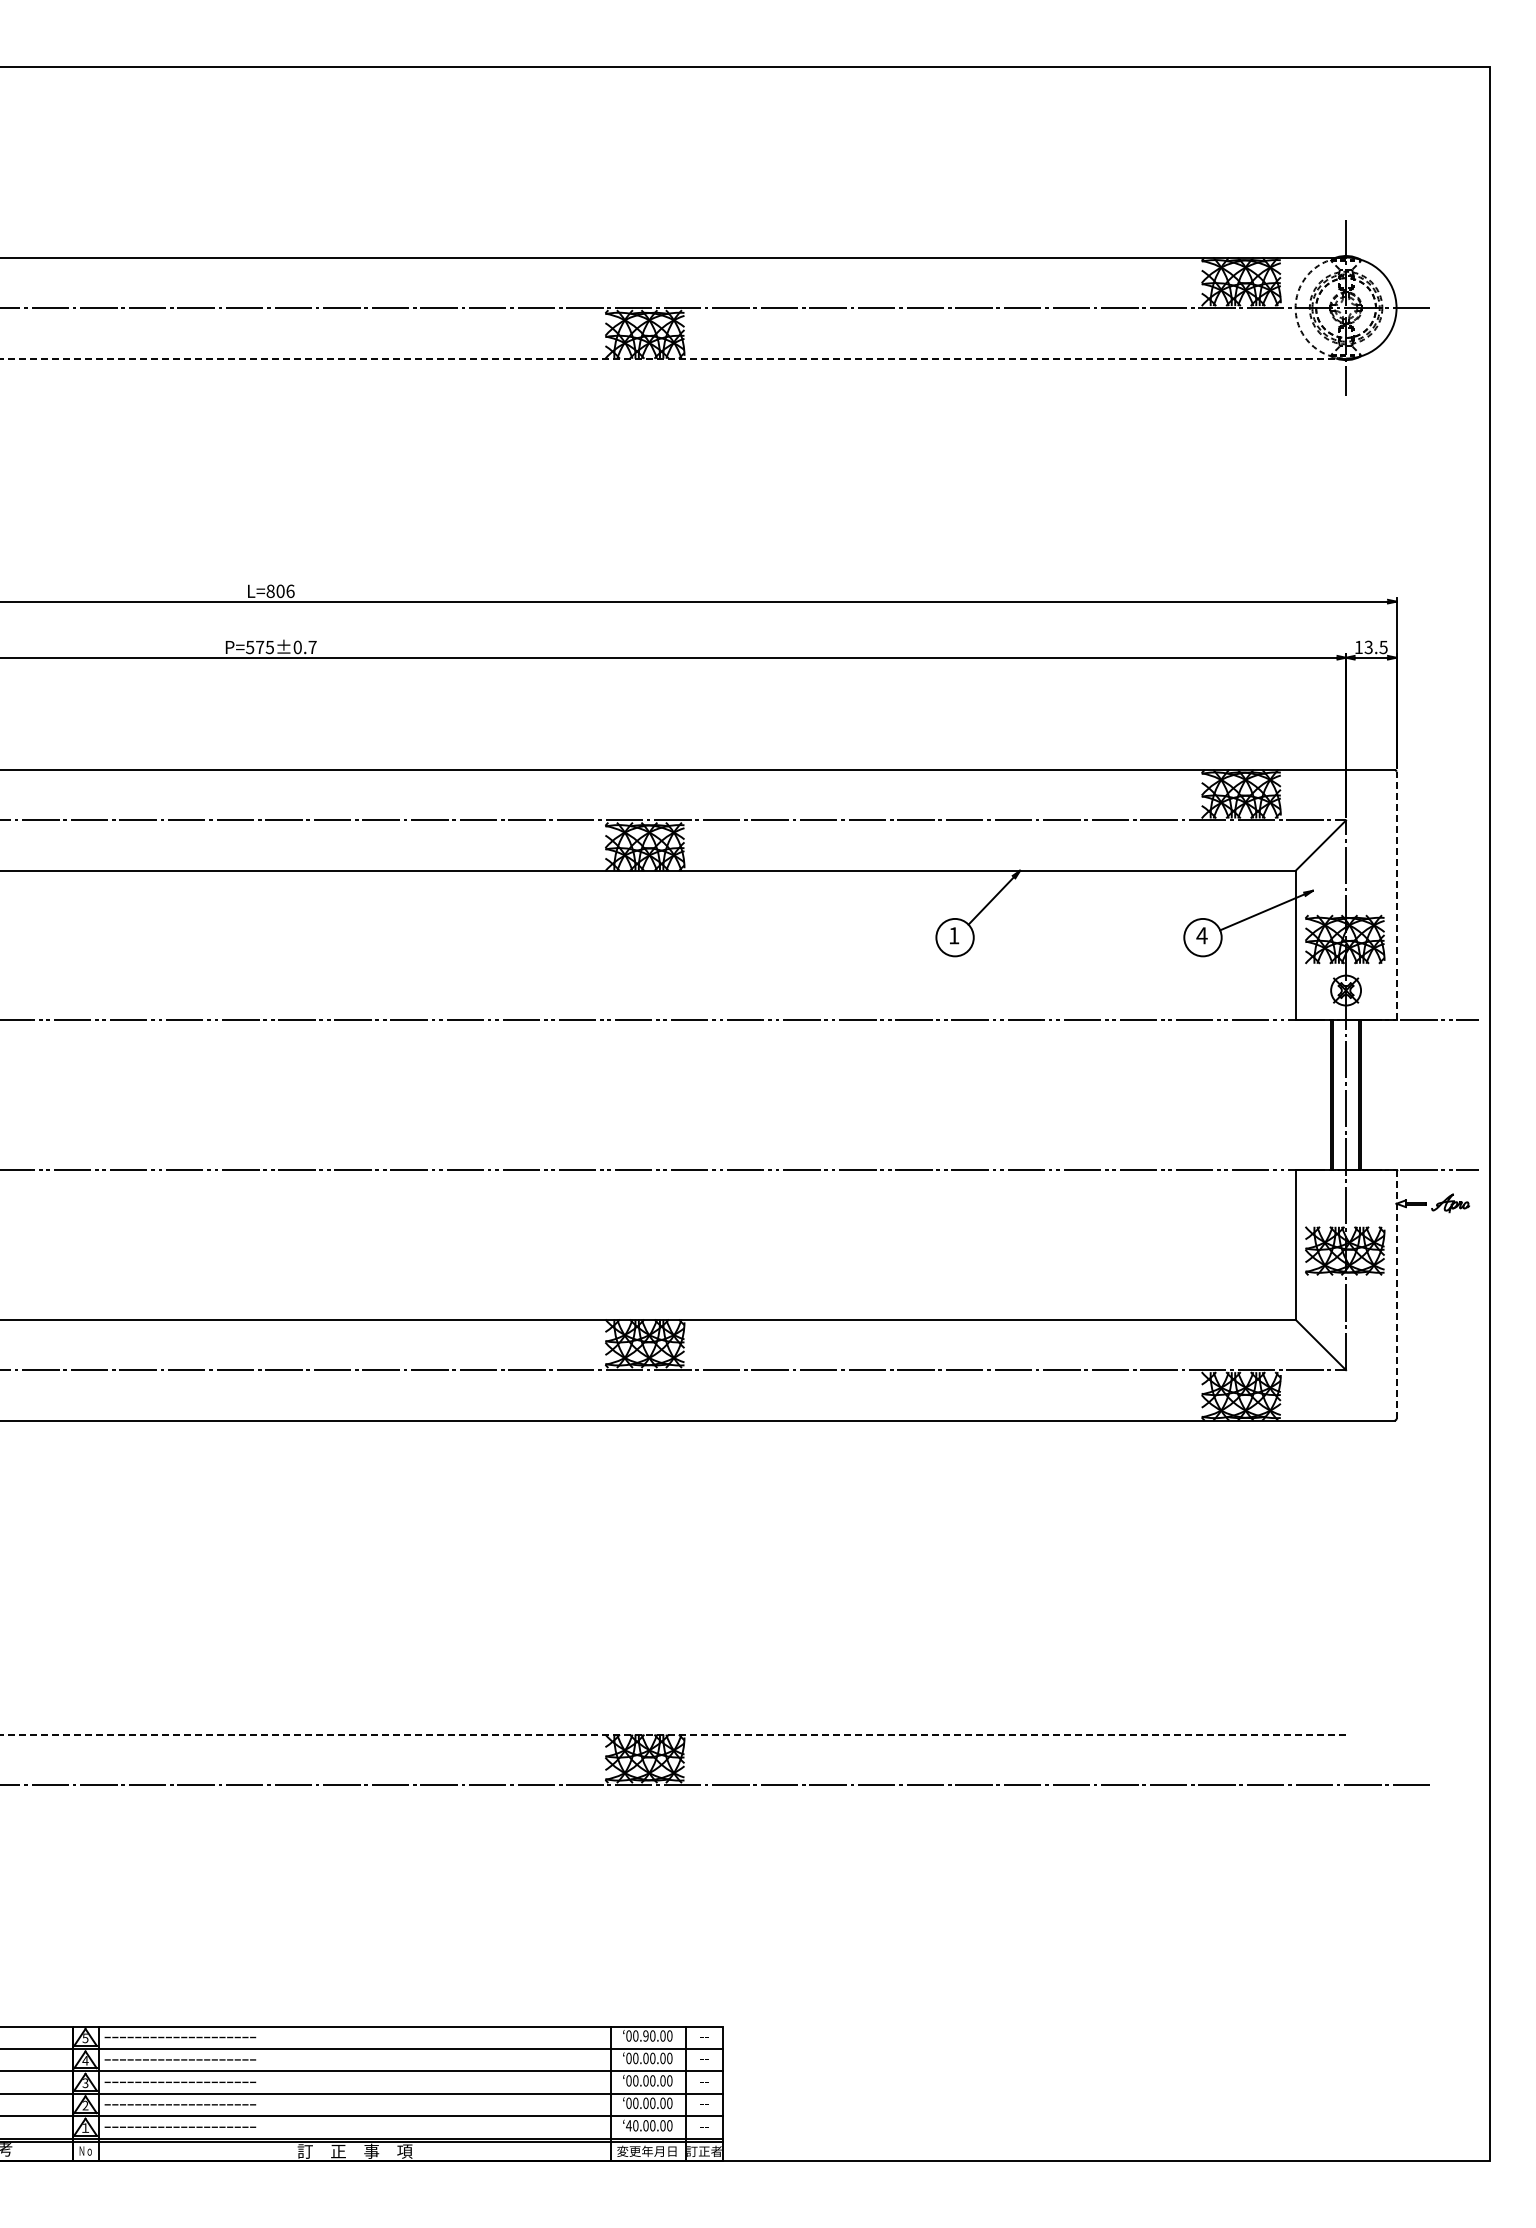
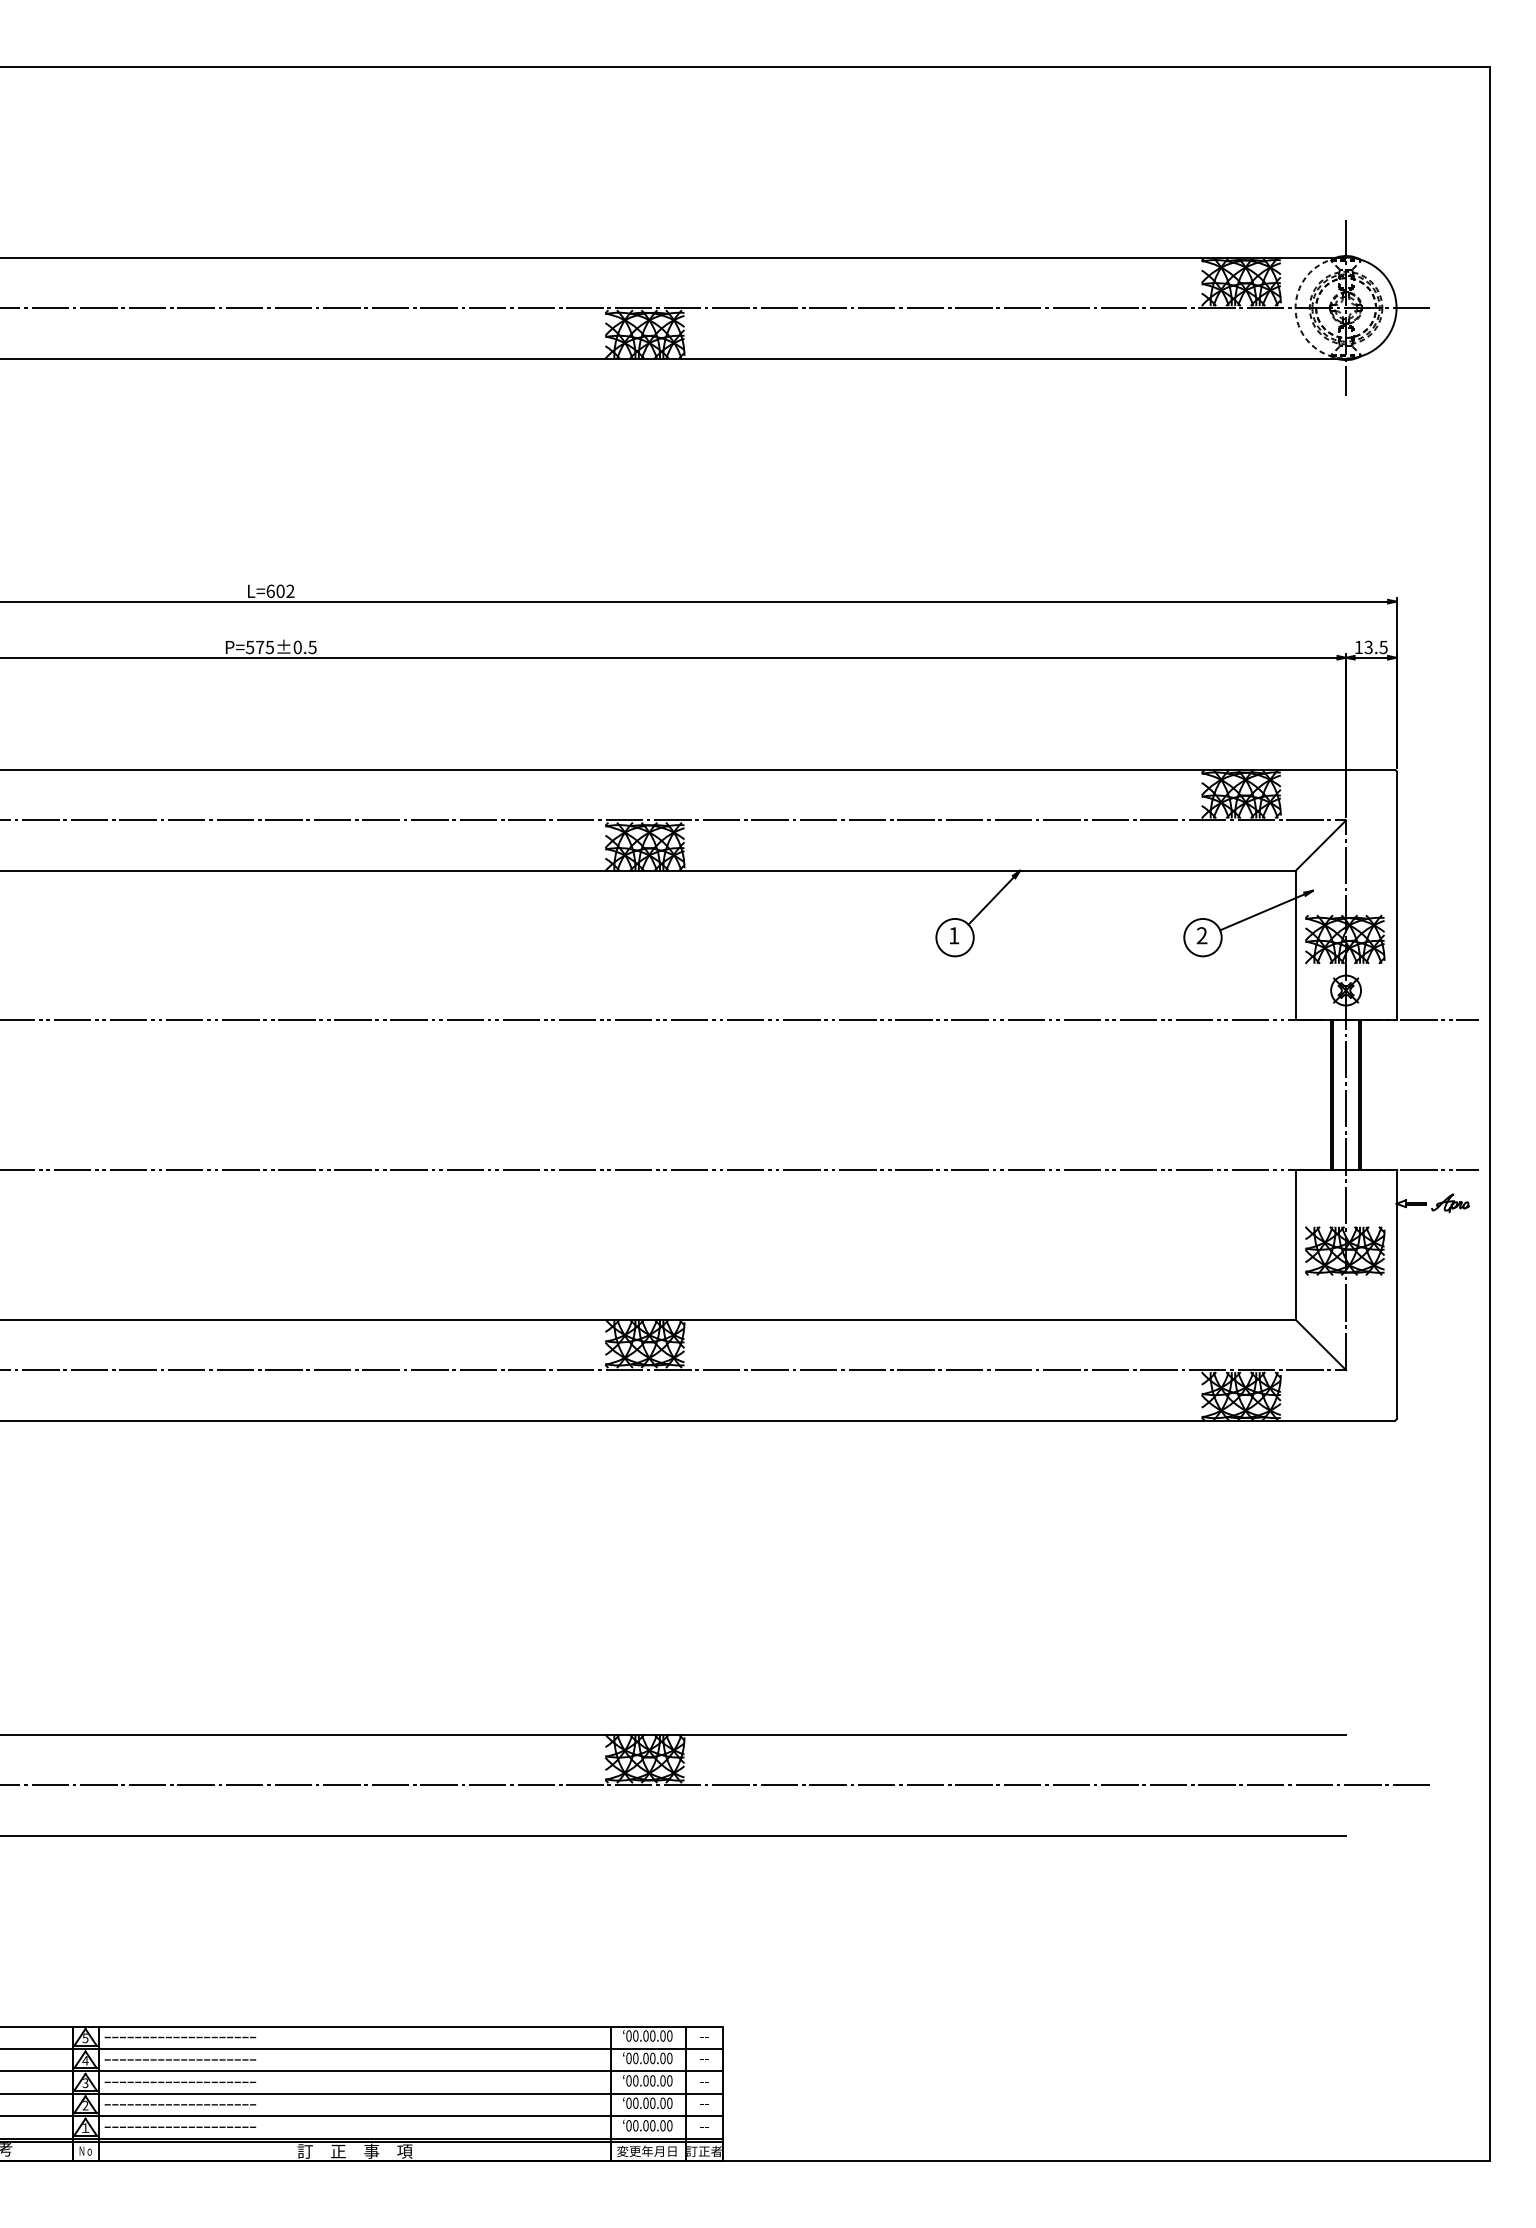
line: dashed -> solid (673, 358)
text: L=806 -> L=602 (280, 591)
text: P=575±0.7 -> P=575±0.5 (312, 647)
line: dashed -> solid (1396, 895)
text: 4 -> 2 (1201, 935)
line: dashed -> solid (1396, 1294)
line: dashed -> solid (673, 1734)
line: none -> present (674, 1835)
text: 00.90.00 -> 00.00.00 (645, 2035)
text: 40.00.00 -> 00.00.00 (628, 2125)
